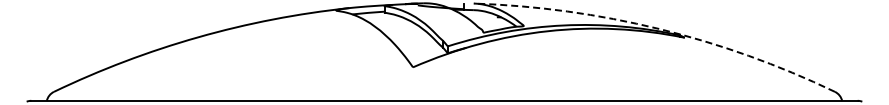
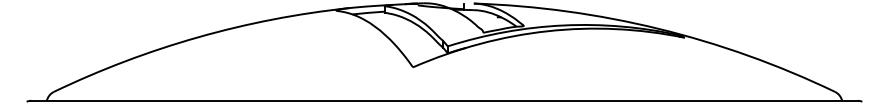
arc: dashed -> solid (658, 28)
